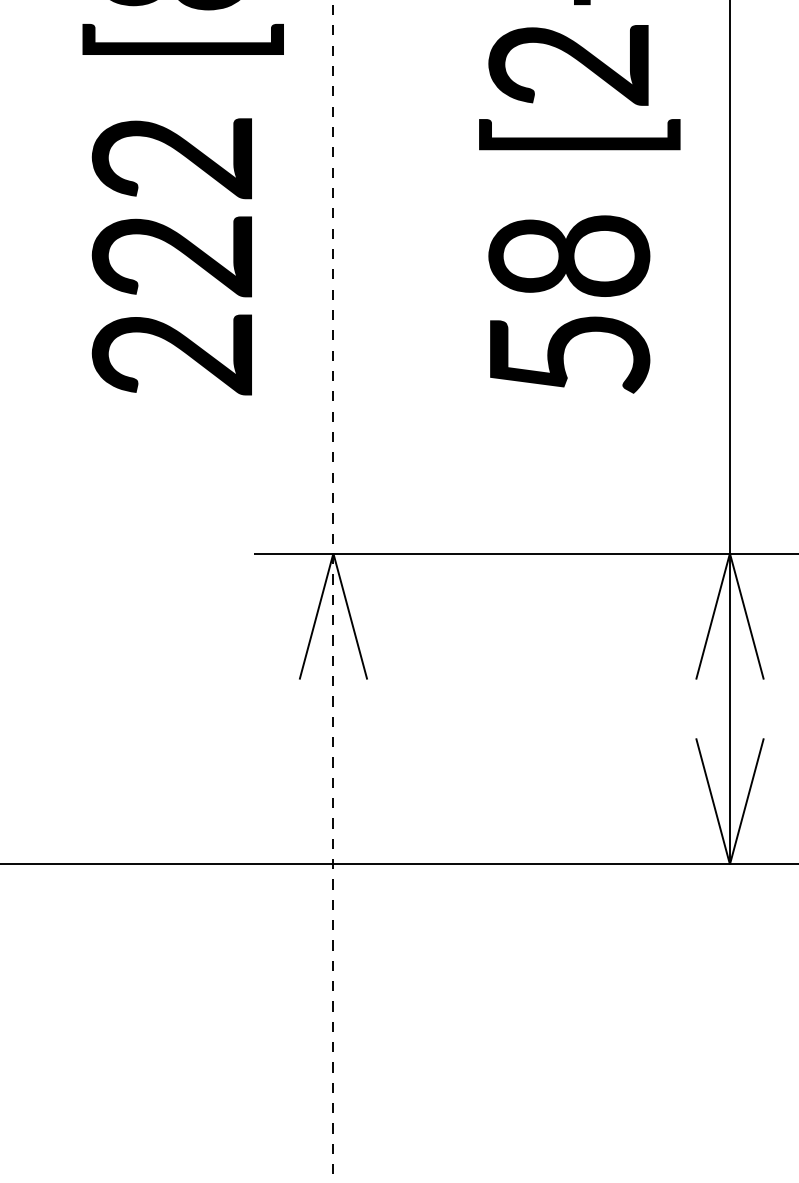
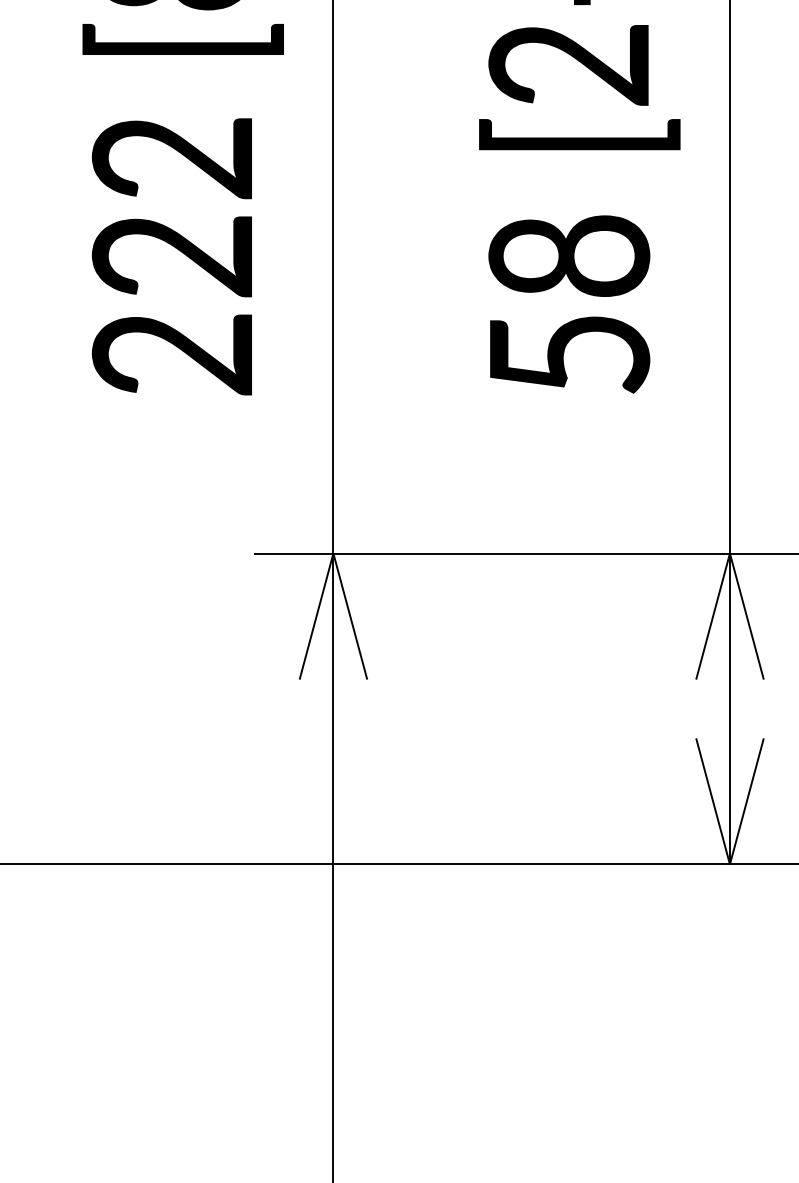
line: dashed -> solid (333, 591)
